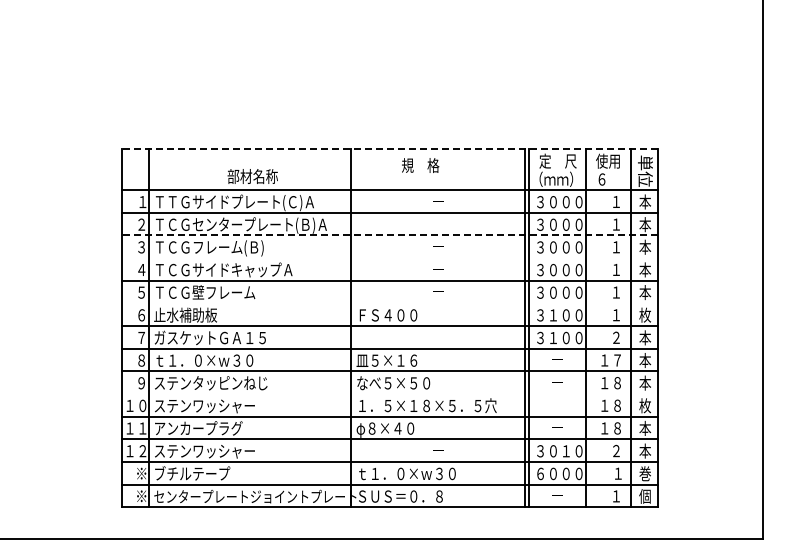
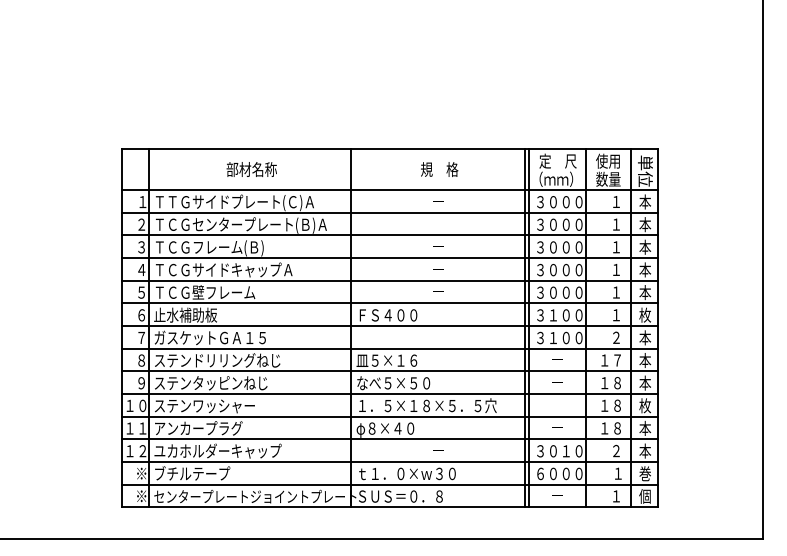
line: dashed -> solid (389, 149)
text position: (420, 165) -> (439, 169) (439, 169)
text position: (252, 176) -> (251, 169) (251, 169)
text: ６ -> 数量 (608, 178)
line: dashed -> solid (389, 235)
line: none -> present (389, 258)
line: none -> present (389, 303)
text: ｔ１．０×ｗ３０ -> ステンドリリングねじ (217, 360)
line: none -> present (389, 393)
text: ステンワッシャー -> ユカホルダーキャップ (217, 450)
